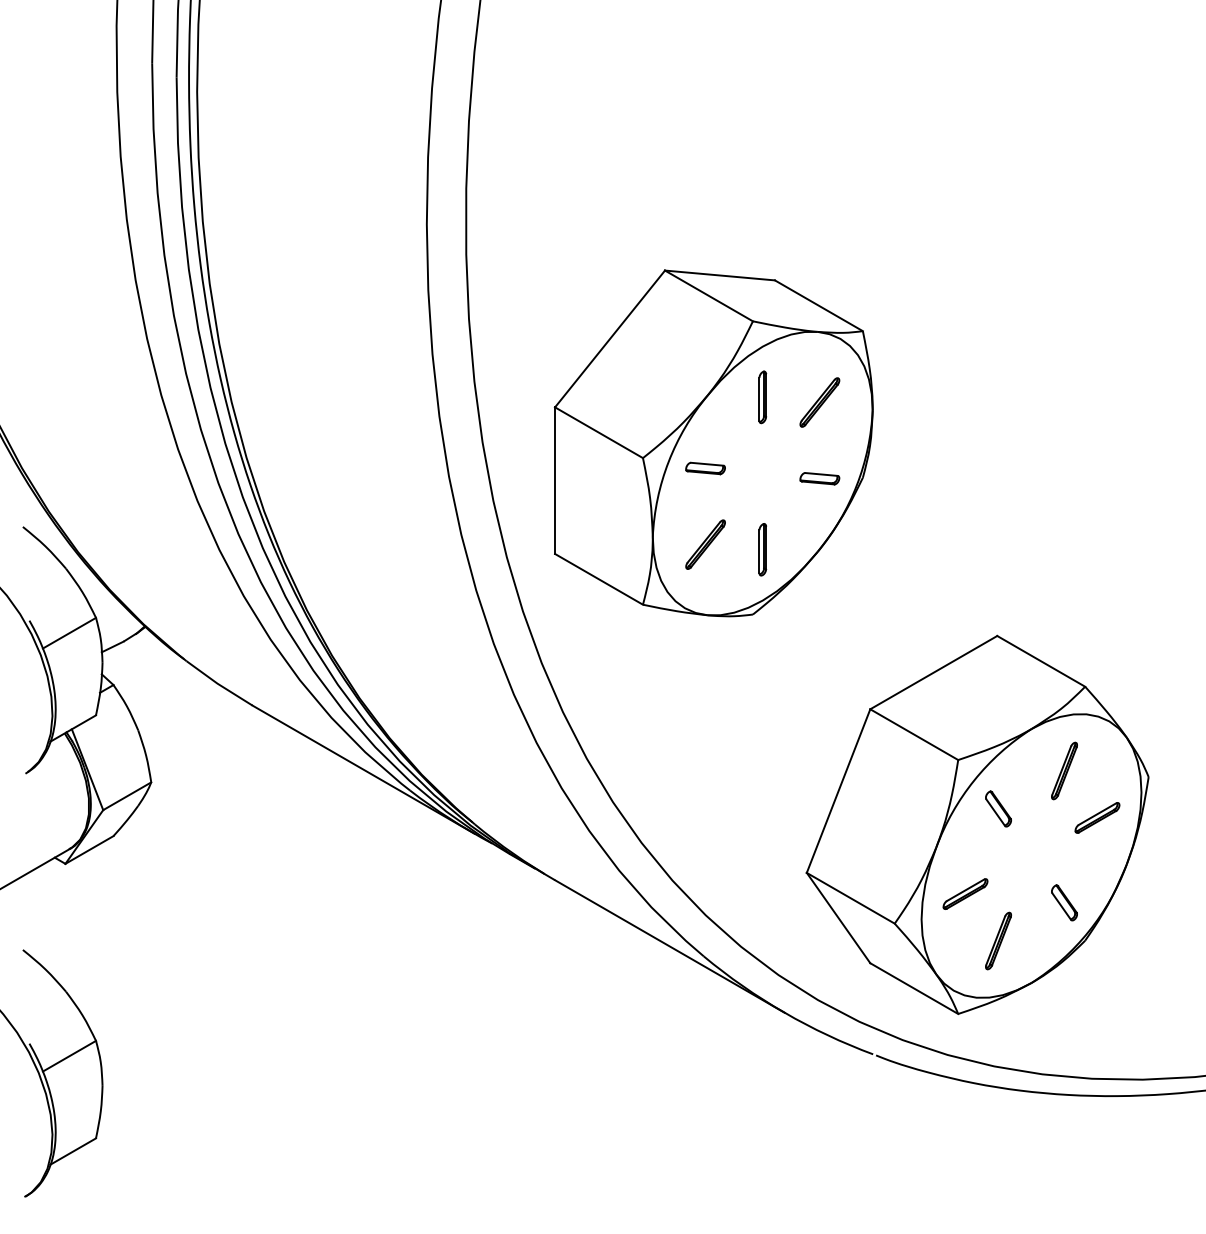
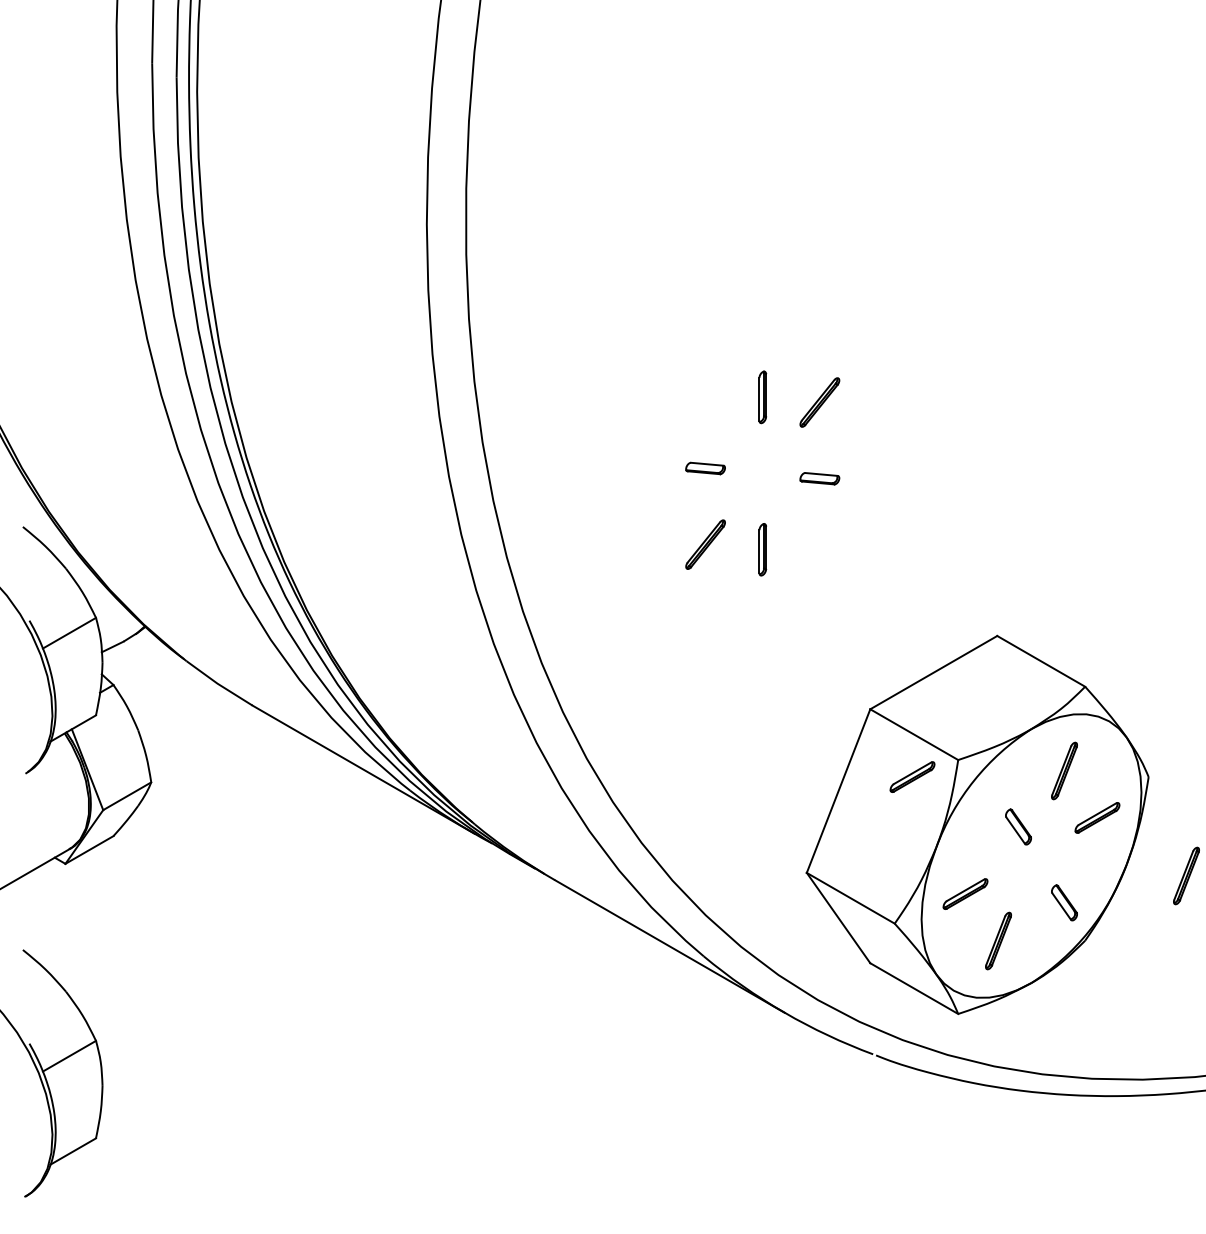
part: present -> none (713, 443)
part: none -> present (912, 776)
part position: (998, 808) -> (1018, 826) (1018, 826)
part: none -> present (1186, 875)
